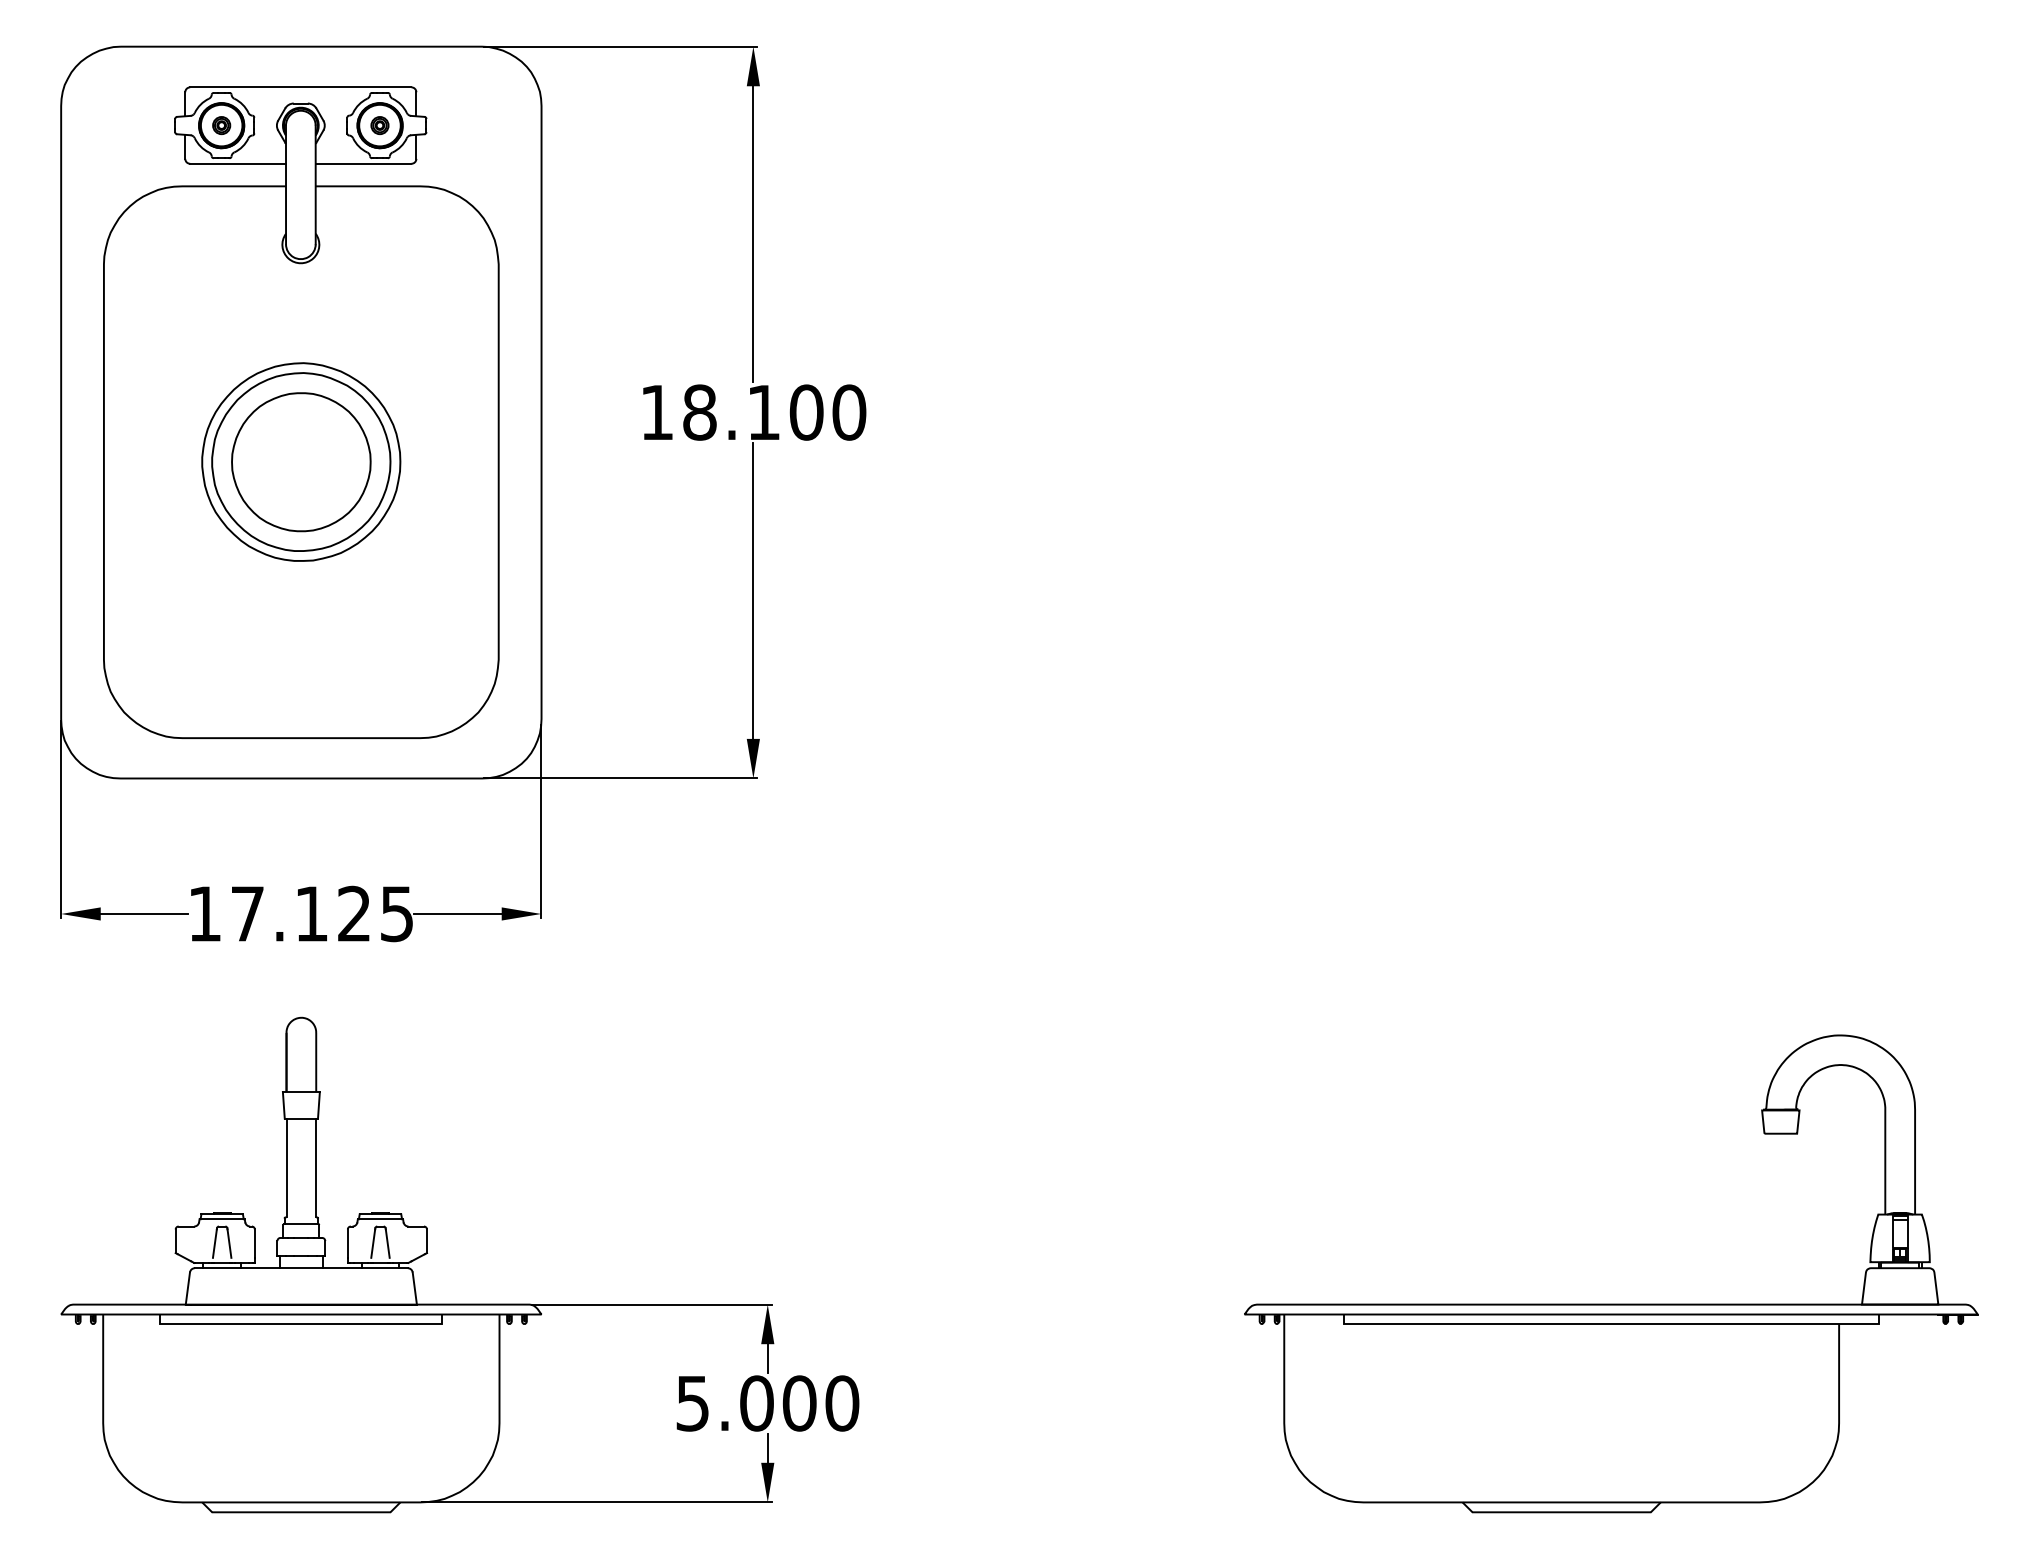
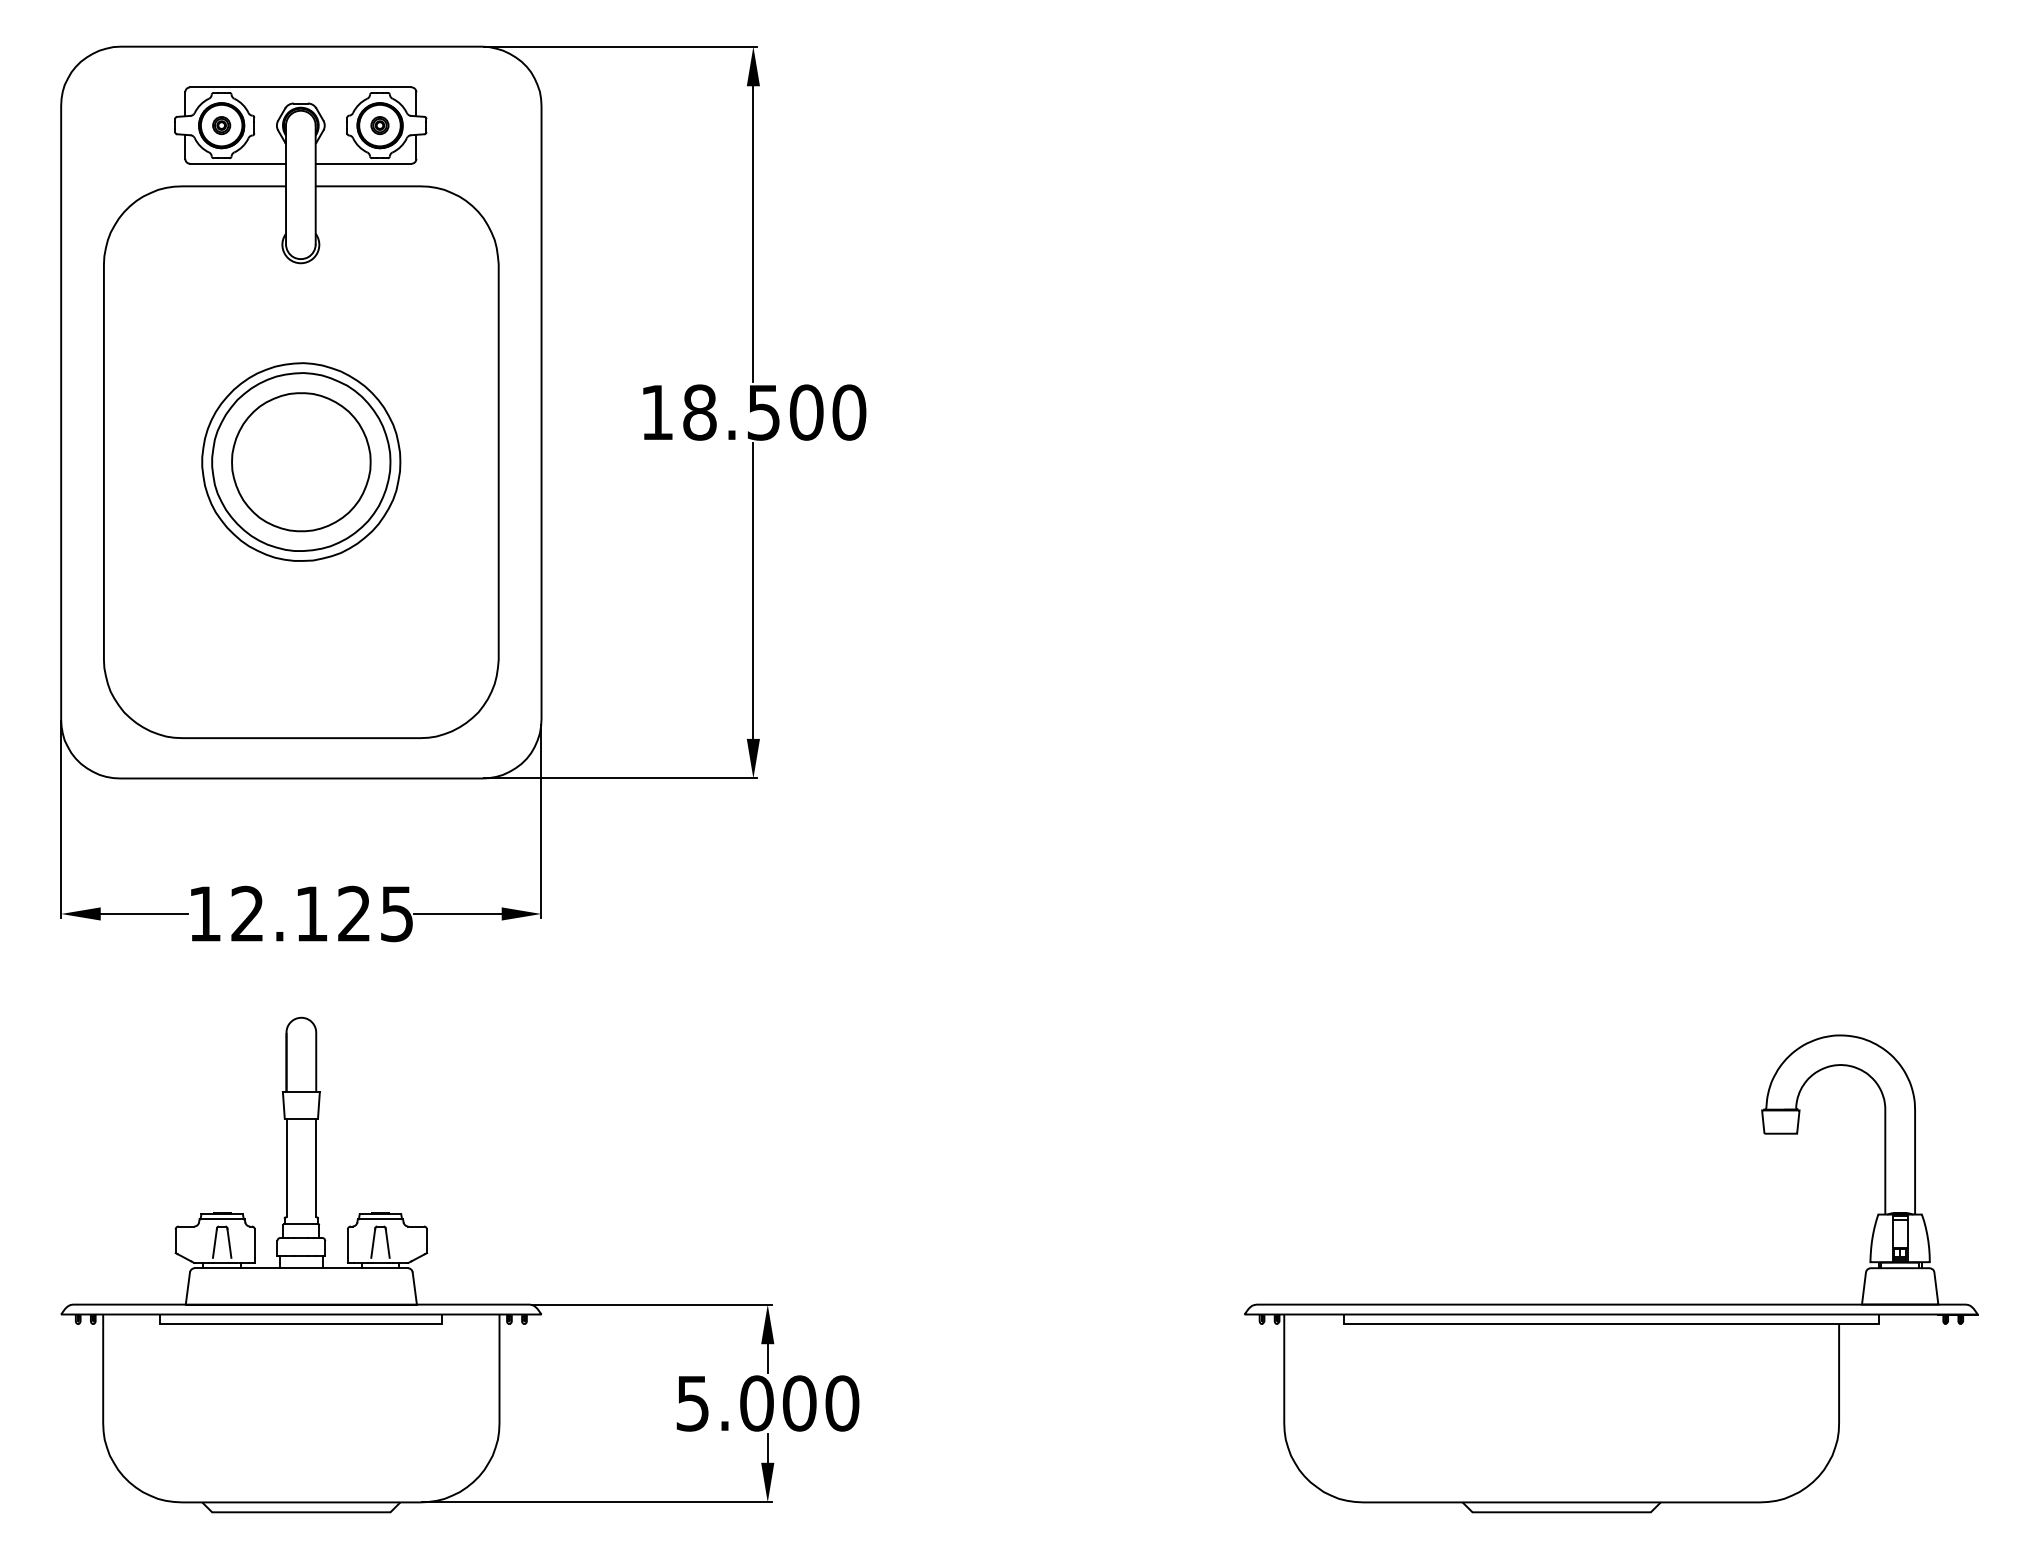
text: 18.100 -> 18.500 (763, 412)
text: 17.125 -> 12.125 (247, 913)
